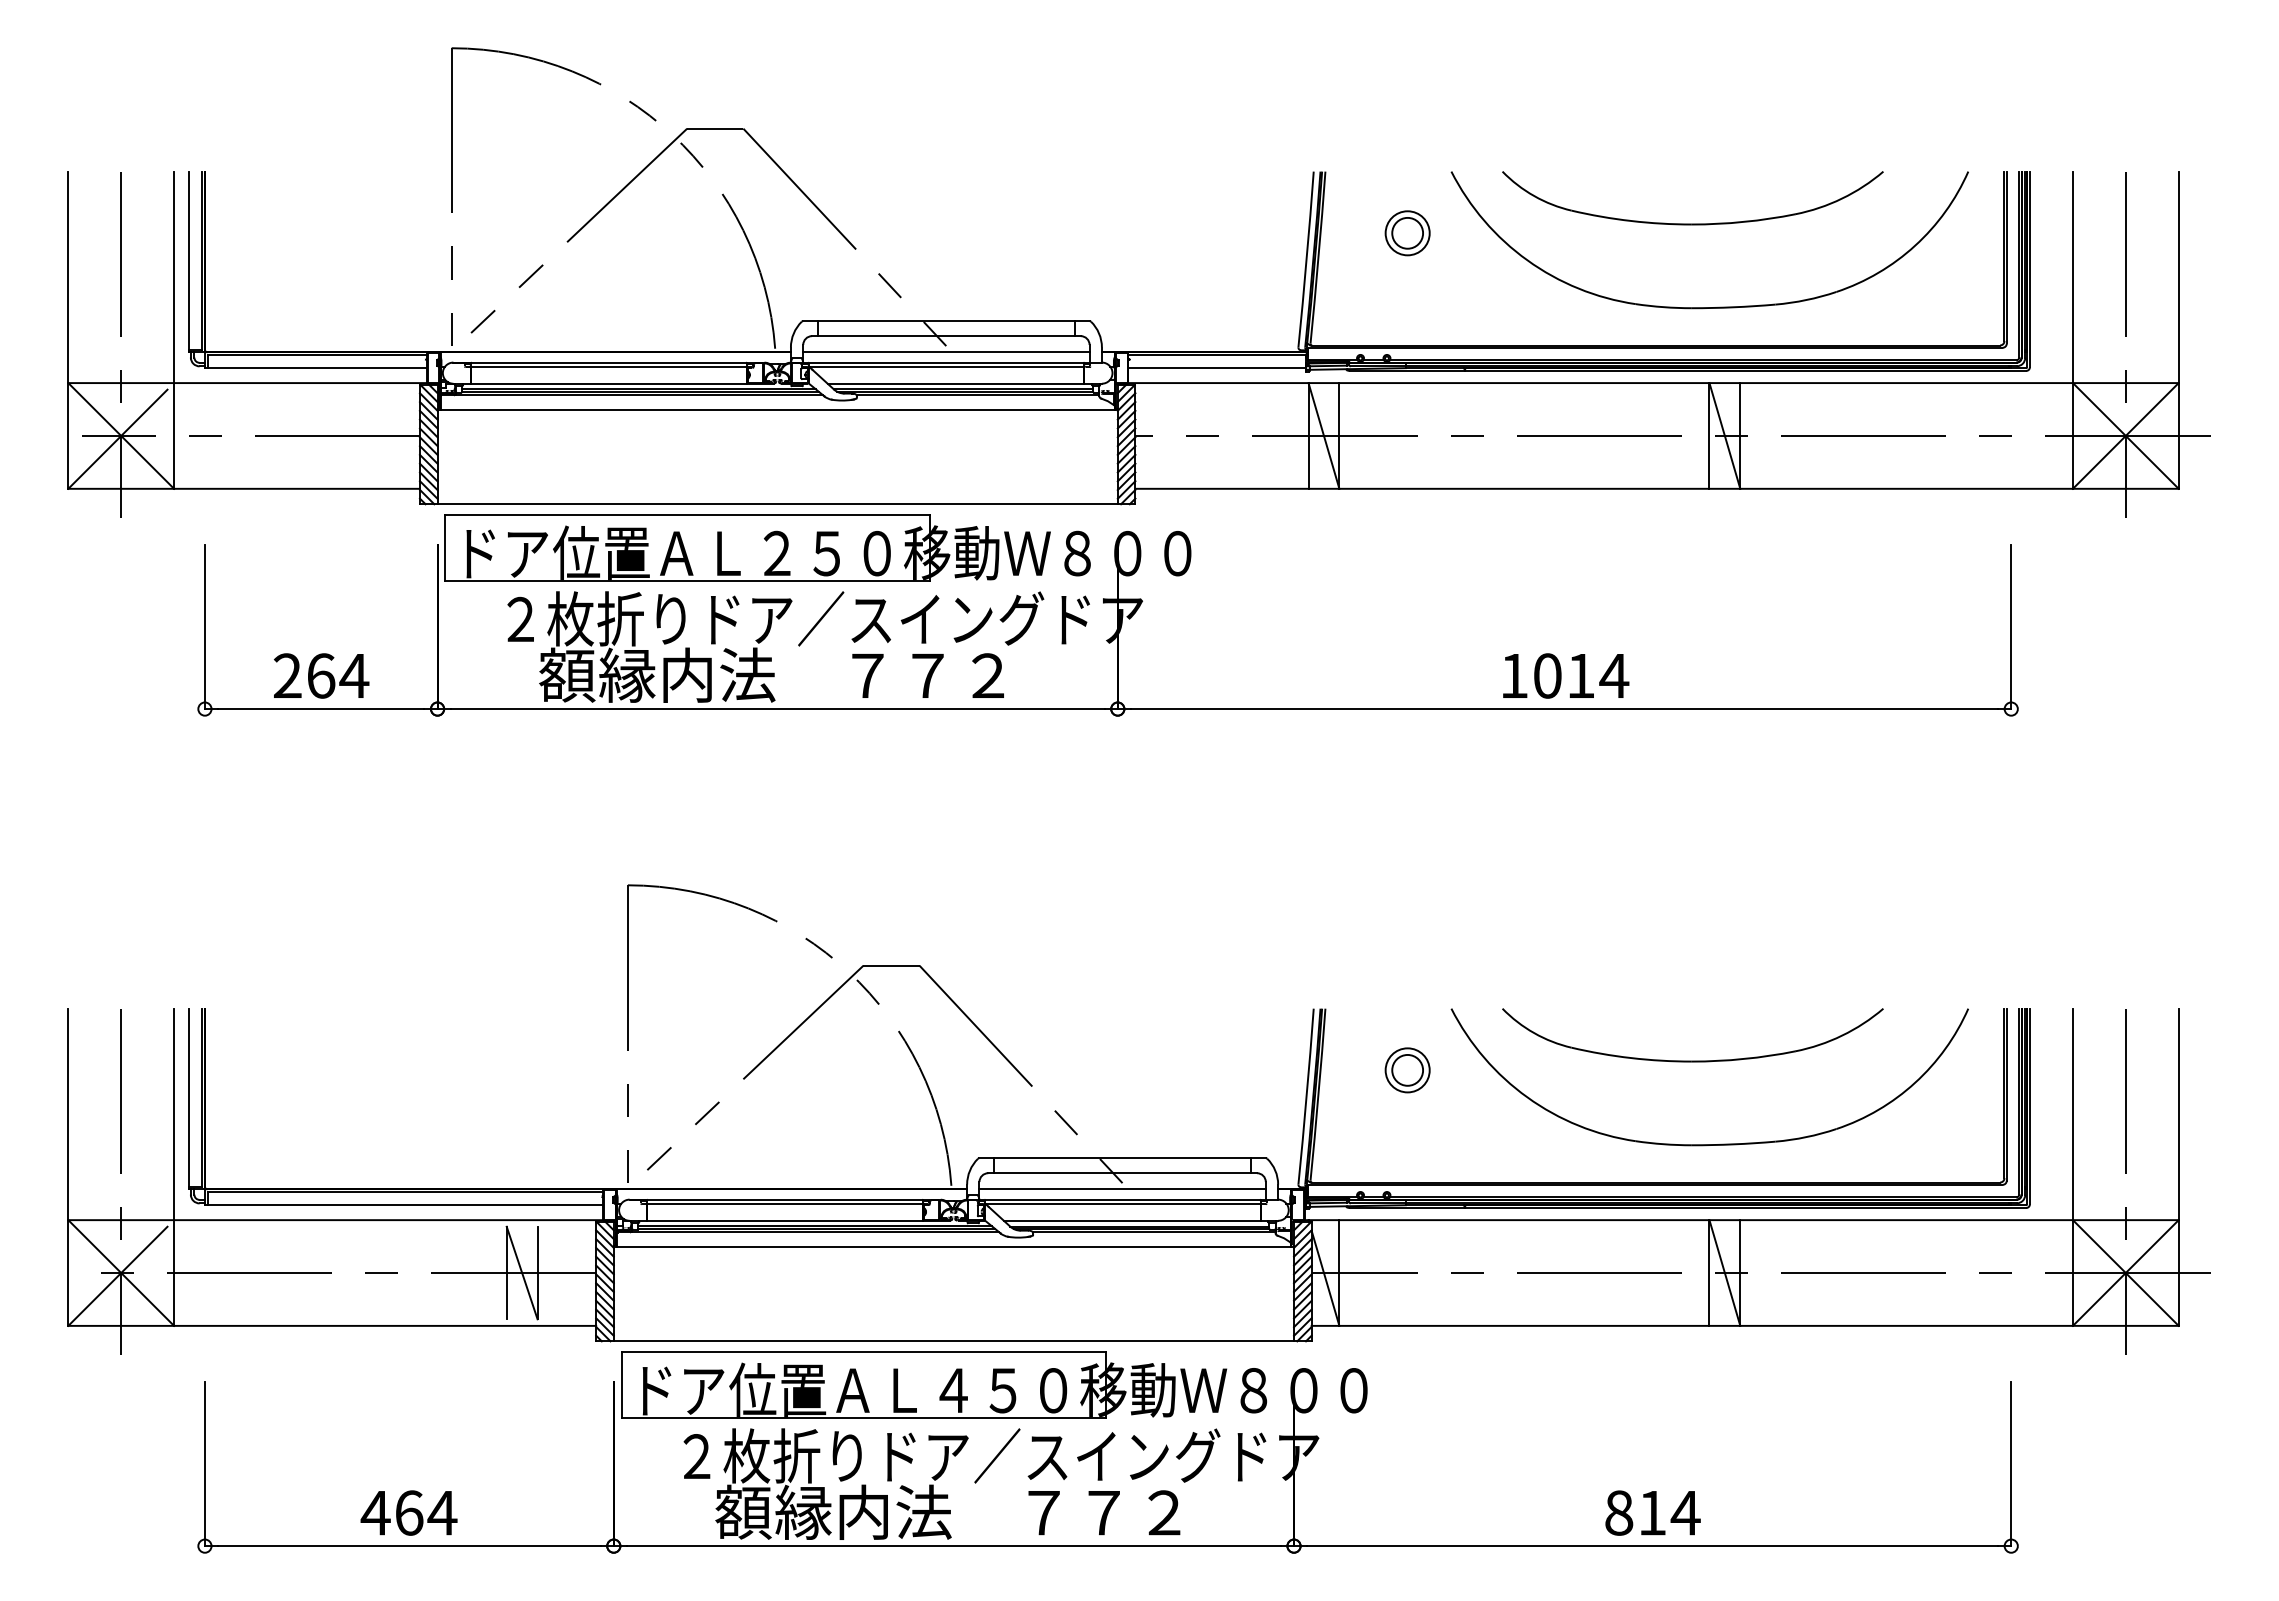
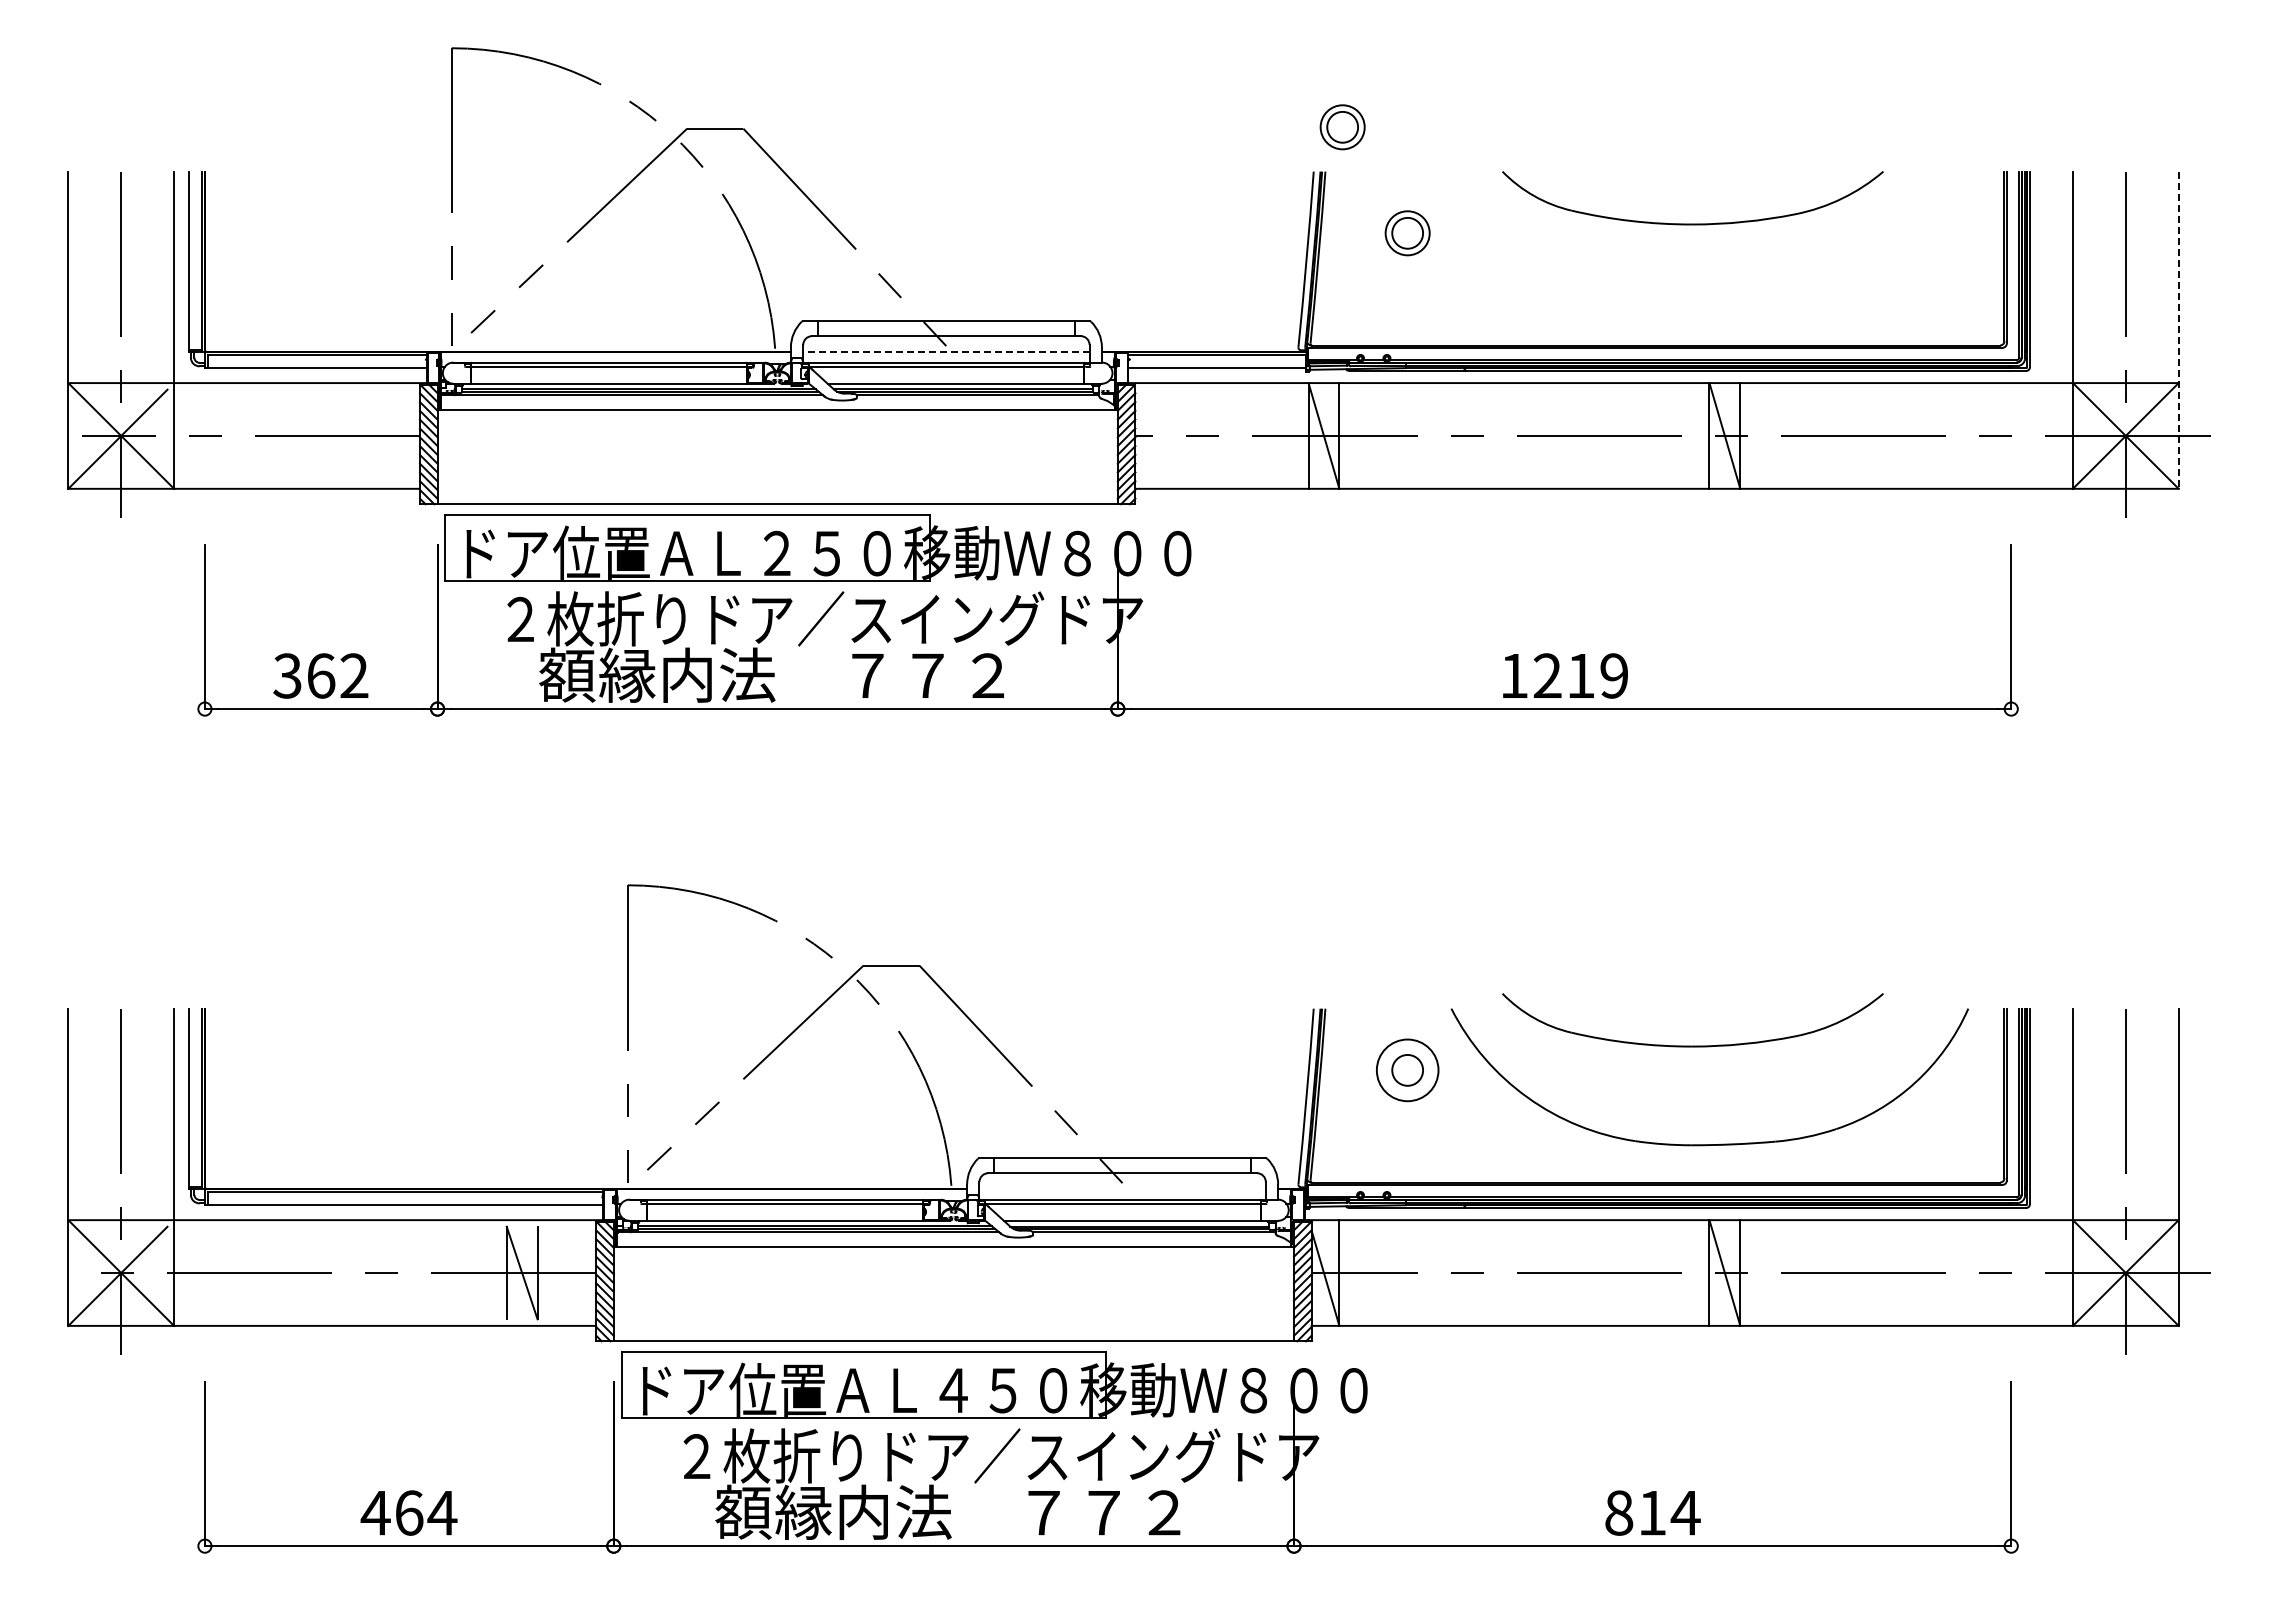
part: none -> present (1342, 127)
part: present -> none (1718, 306)
line: solid -> dashed (2178, 330)
line: solid -> dashed (945, 352)
text: 264 -> 362 (321, 675)
text: 1014 -> 1219 (1581, 675)
part position: (1692, 1060) -> (1692, 1045) (1692, 1045)
circle diameter: 44 px -> 62 px (1407, 1070)
line: present -> none (1122, 1189)
